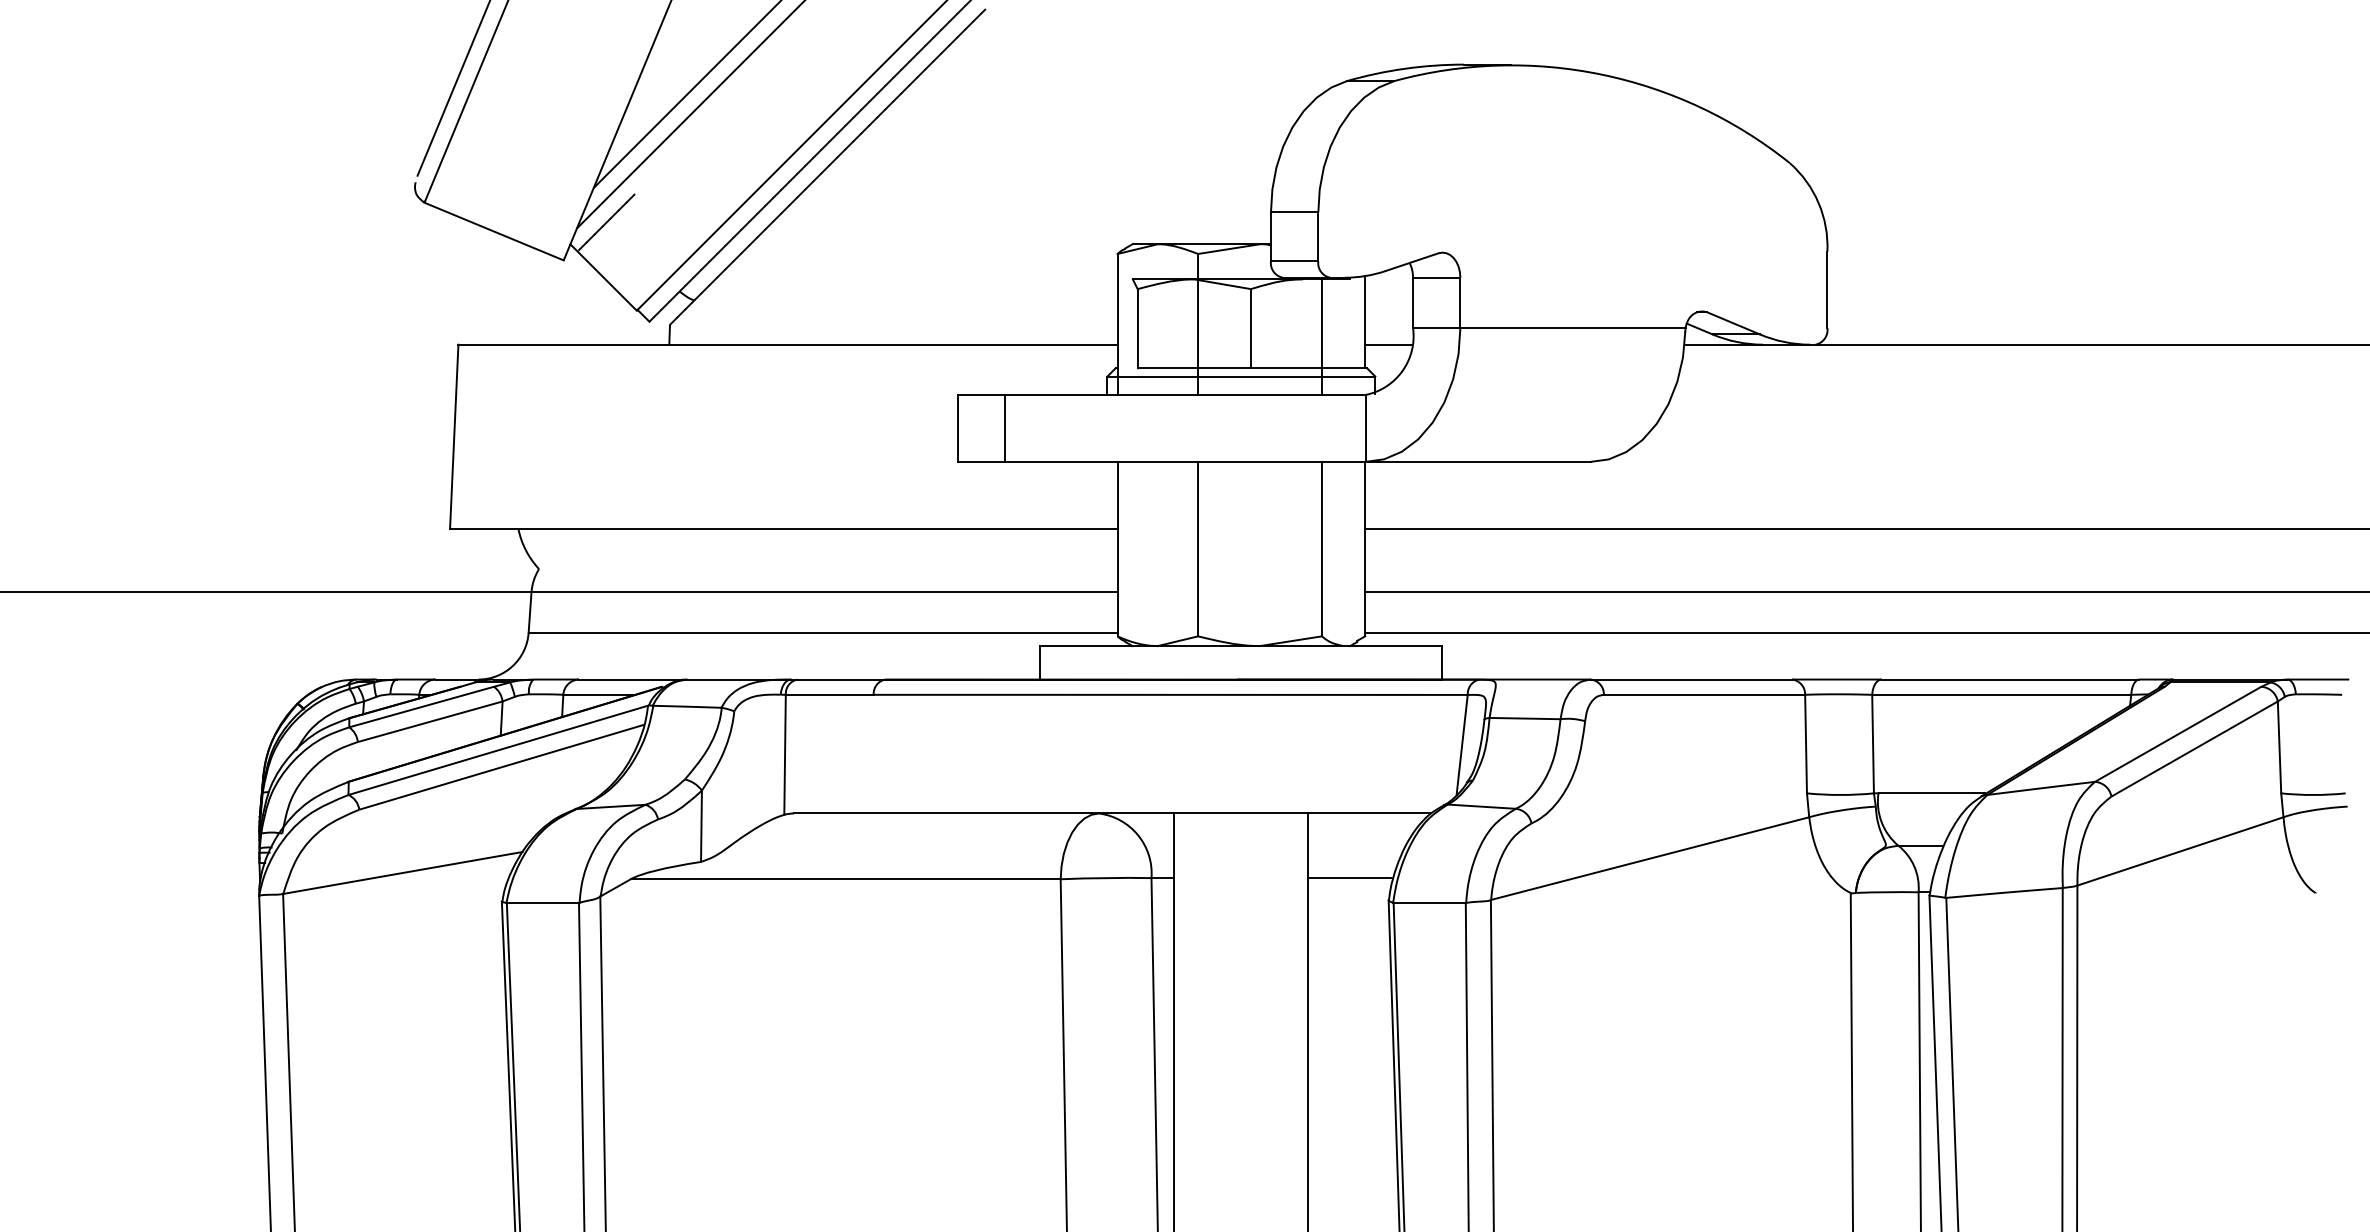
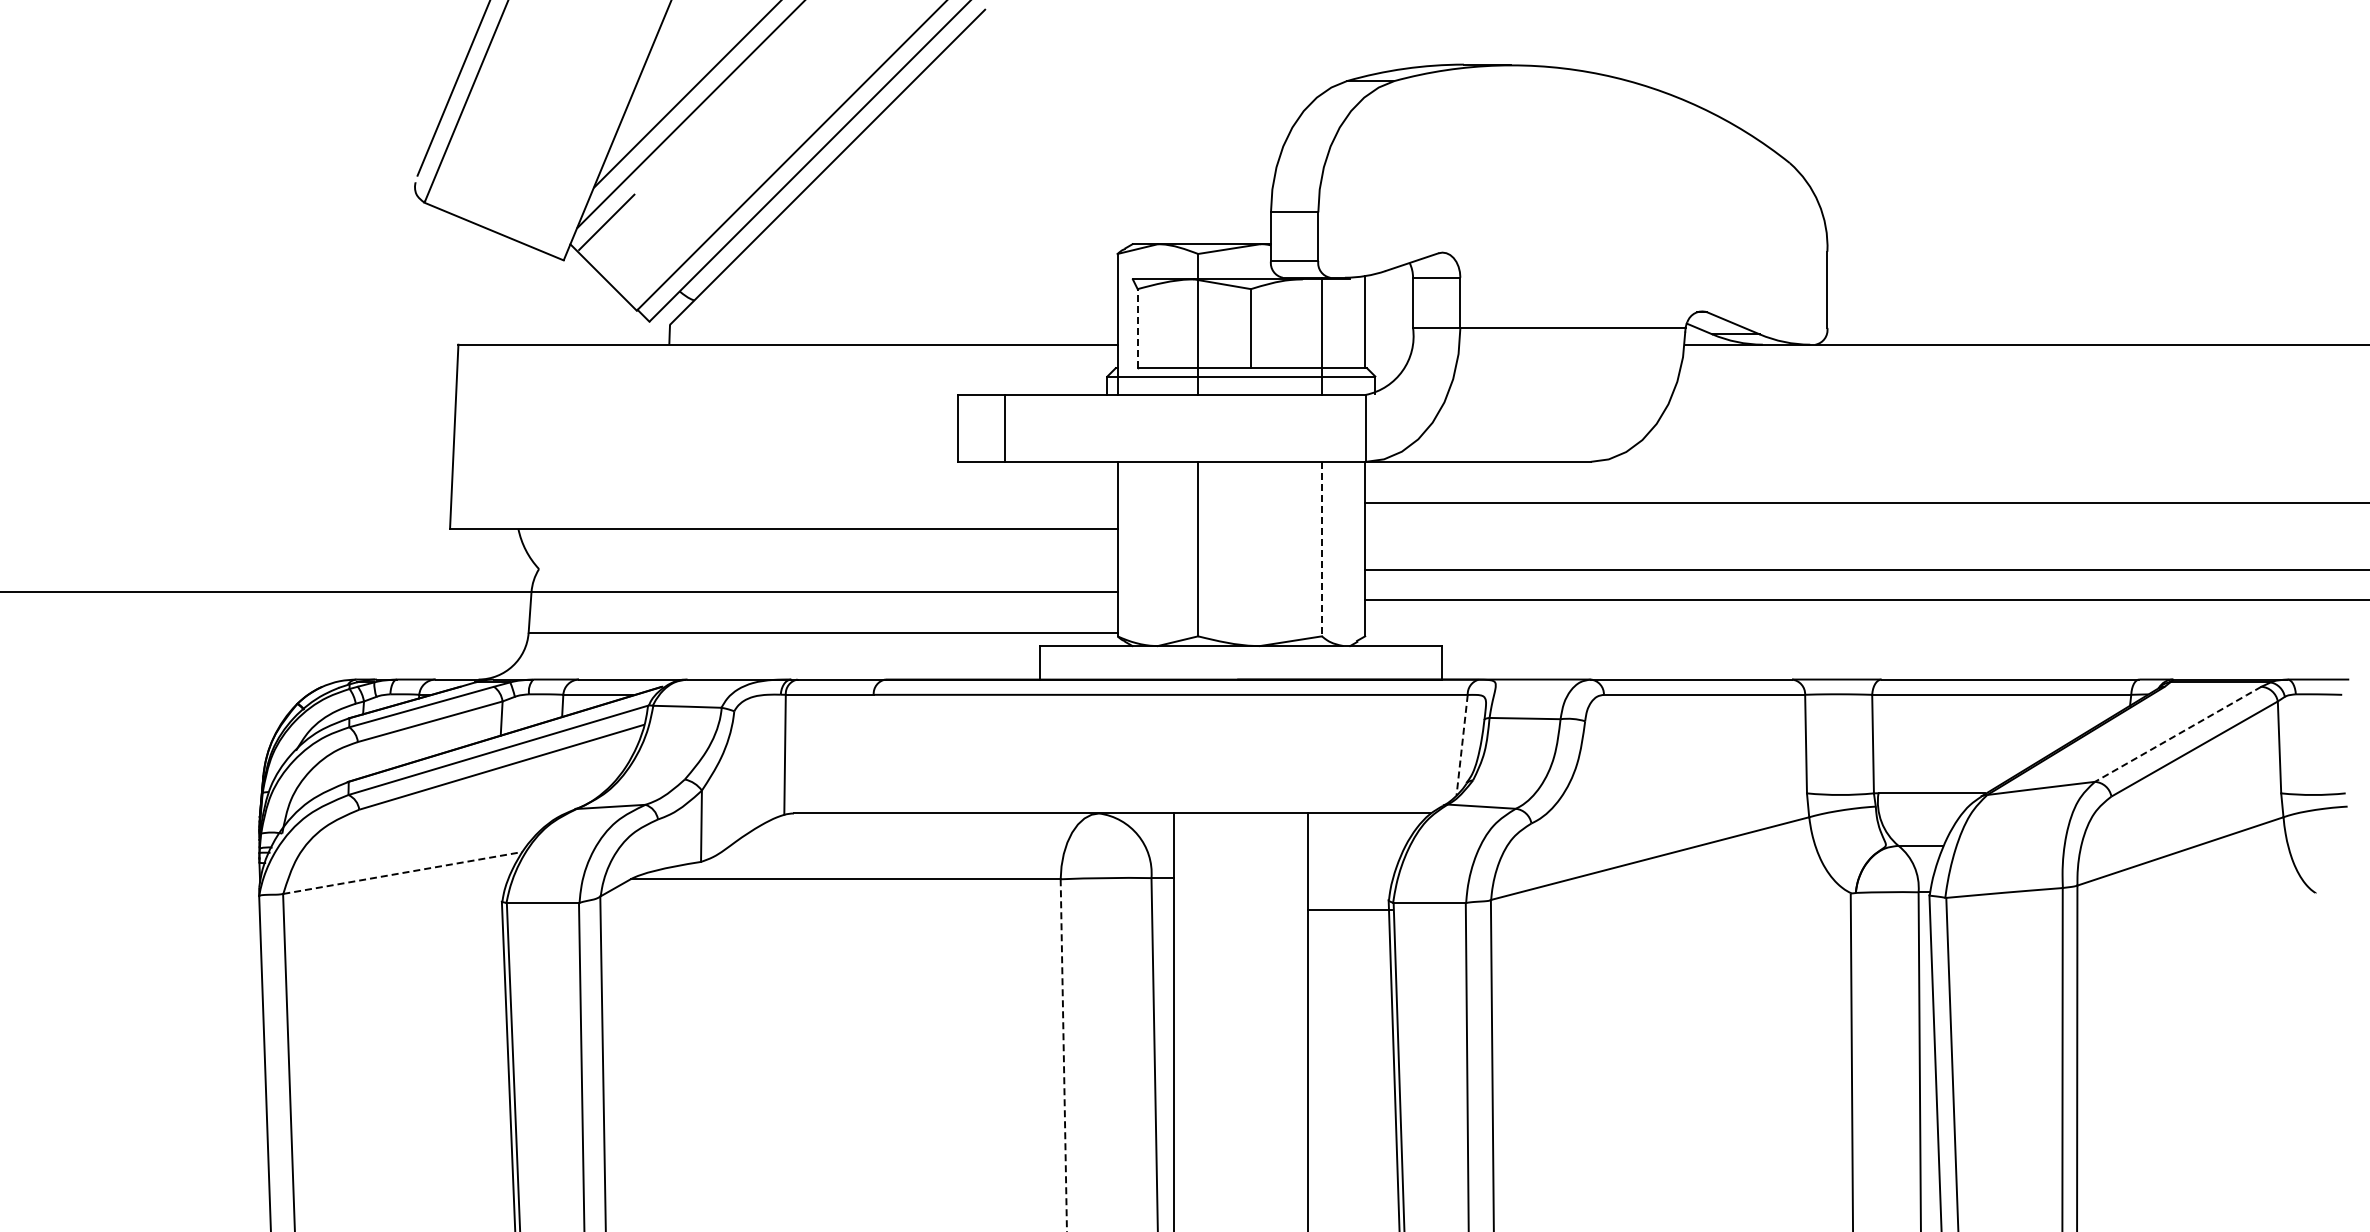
line: solid -> dashed (1137, 328)
line: present -> none (1388, 344)
line position: (1865, 528) -> (1865, 502) (1865, 502)
line: solid -> dashed (1321, 549)
line position: (1865, 592) -> (1865, 570) (1865, 570)
line position: (1865, 632) -> (1865, 599) (1865, 599)
line: solid -> dashed (2178, 734)
line: solid -> dashed (1462, 745)
line: solid -> dashed (403, 872)
line position: (1349, 878) -> (1349, 910) (1349, 910)
line: solid -> dashed (1063, 1055)
